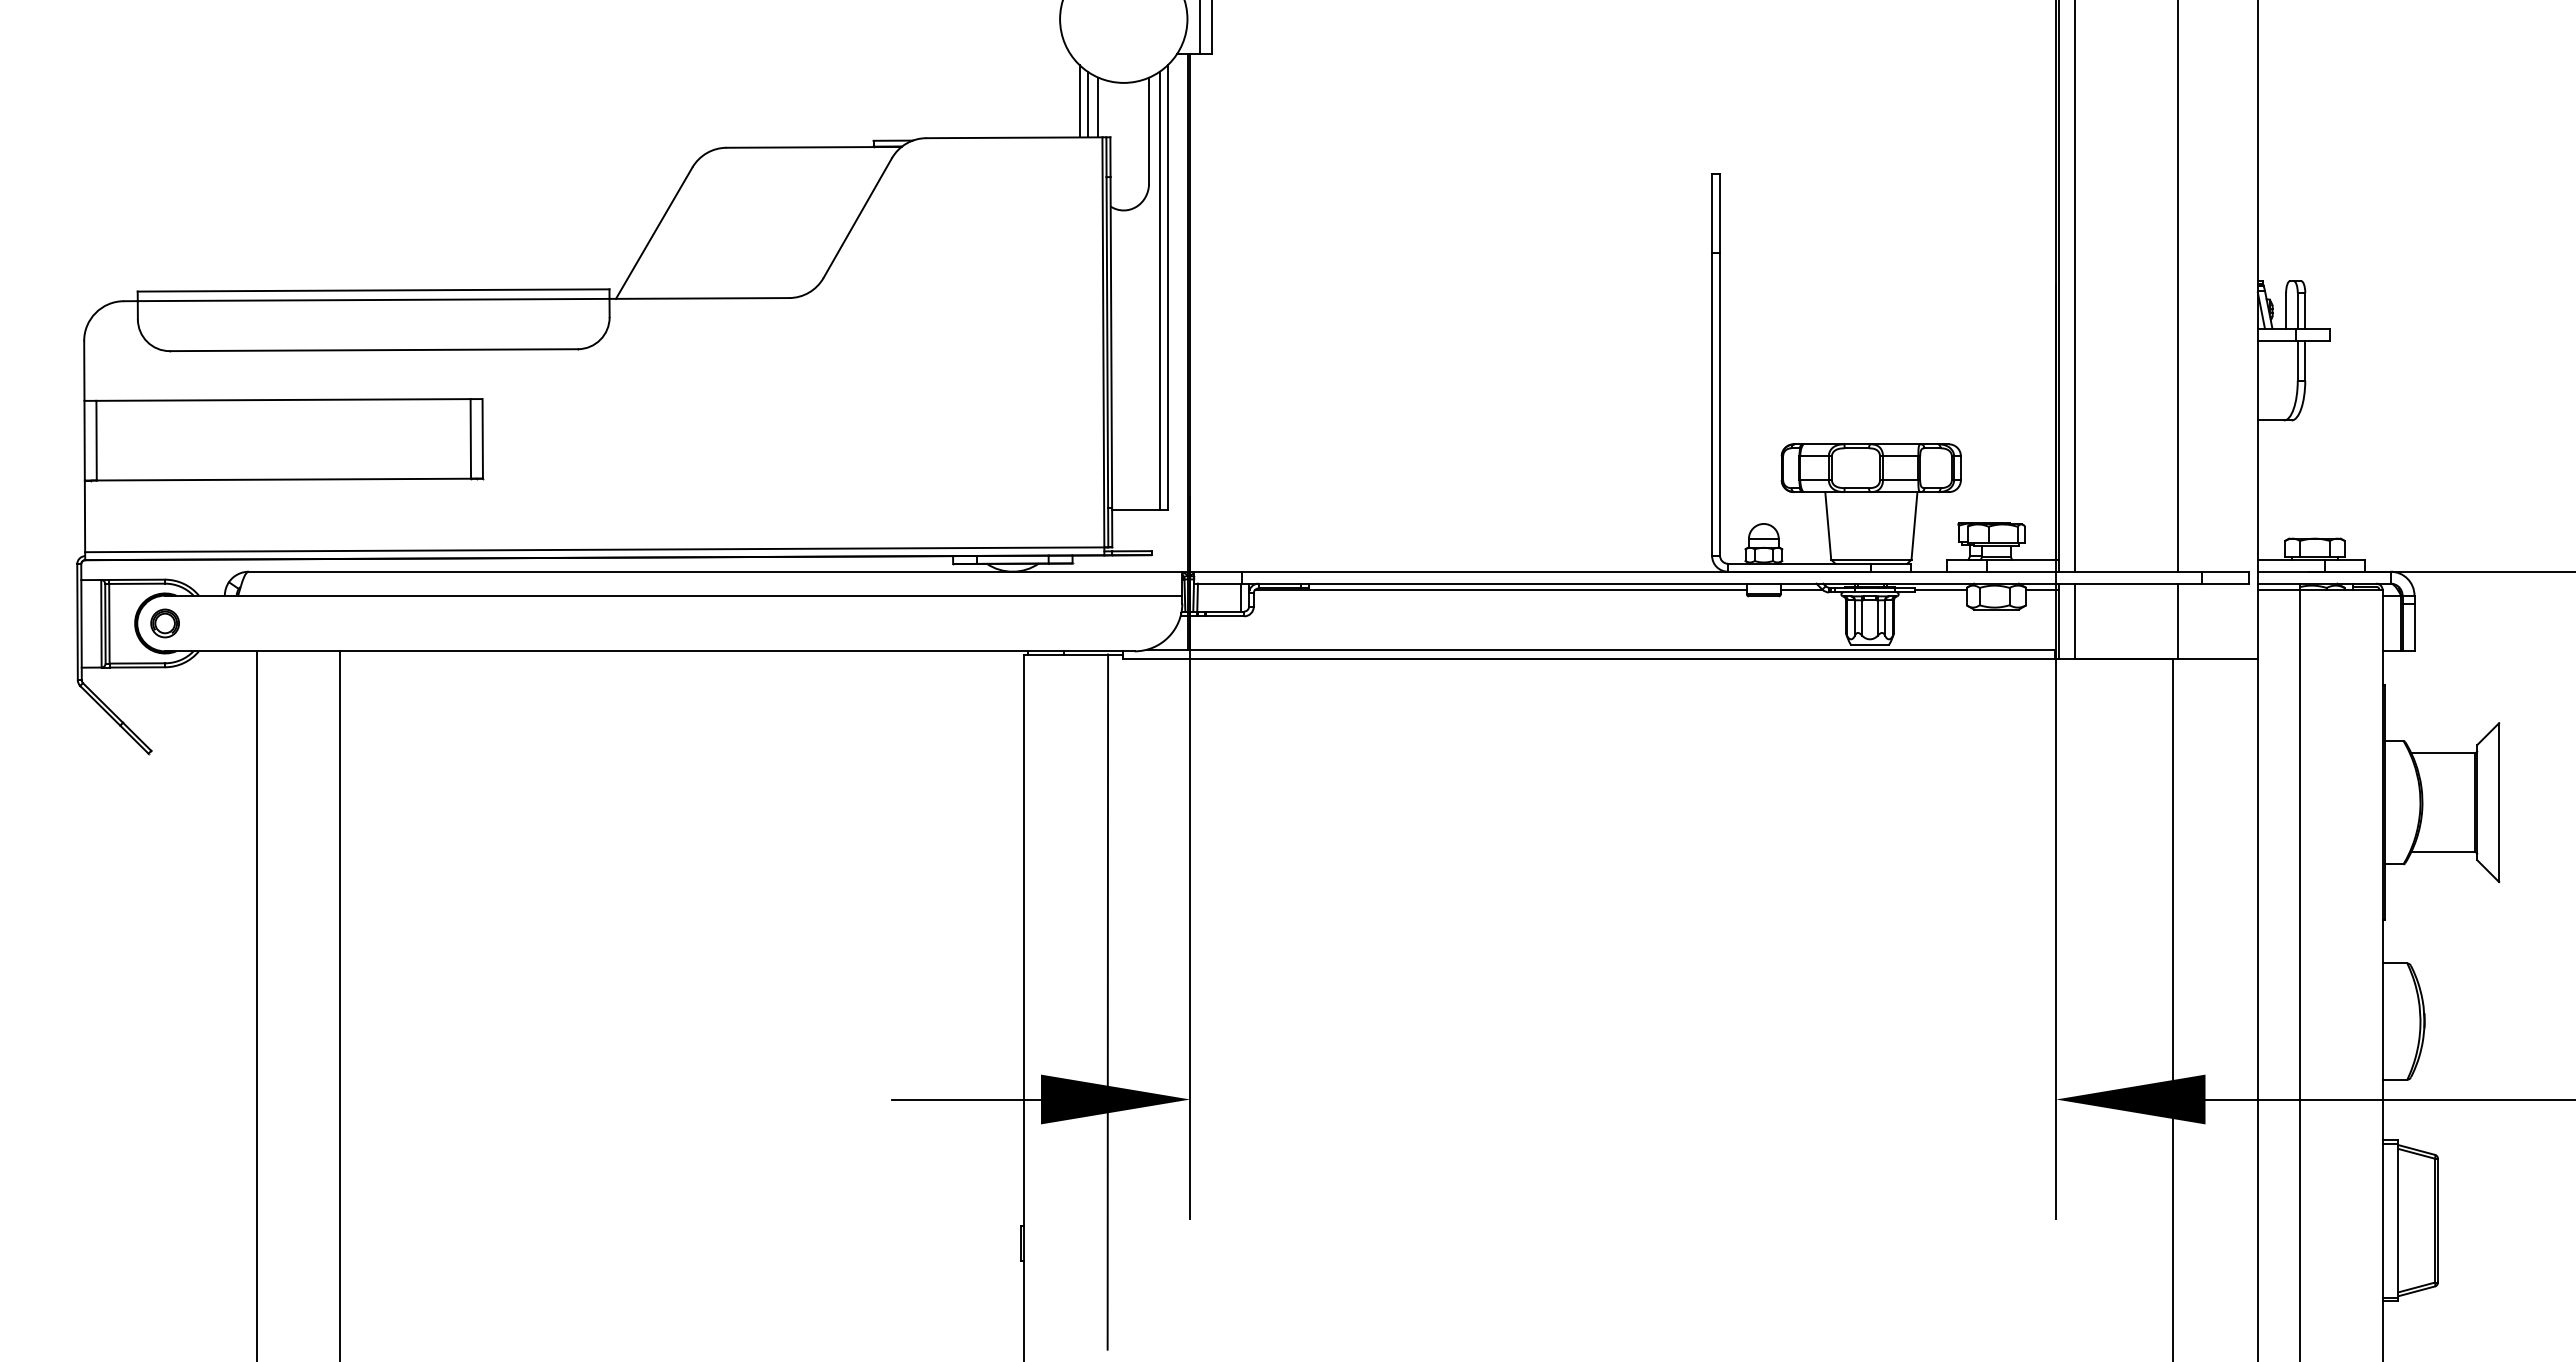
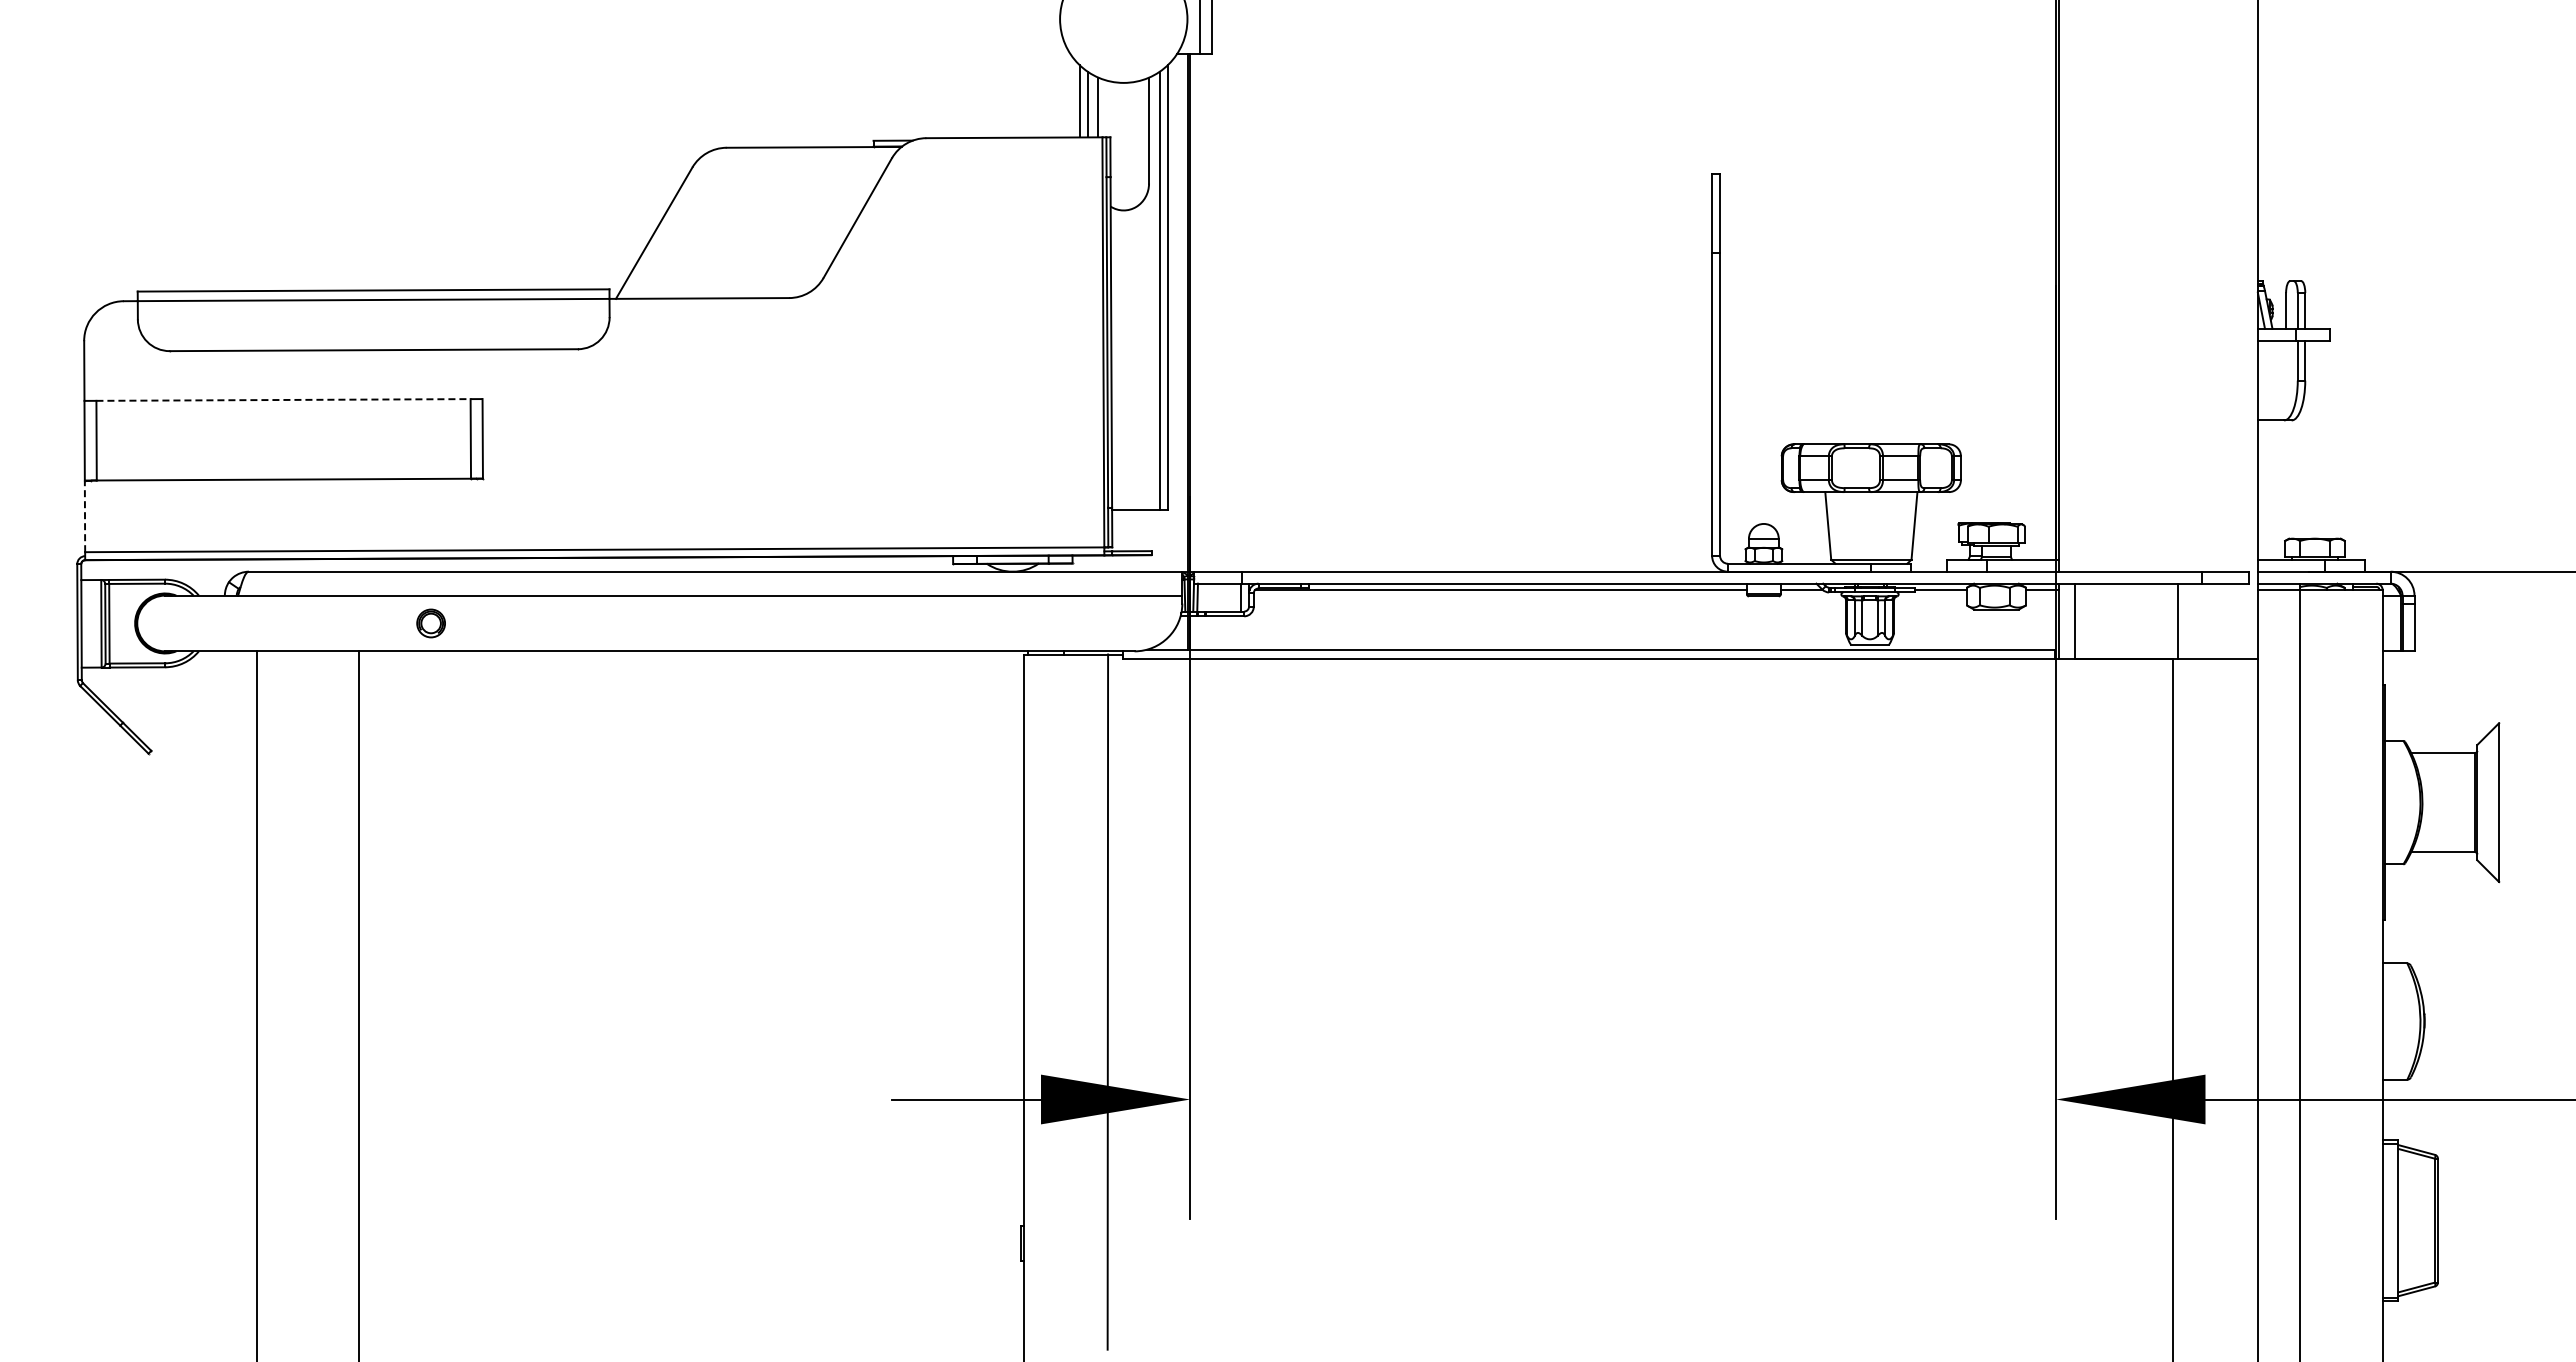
line: present -> none (2074, 286)
line: present -> none (2178, 286)
line: solid -> dashed (284, 399)
line: solid -> dashed (85, 516)
part position: (164, 623) -> (430, 623) (430, 623)
line position: (339, 1004) -> (358, 1004) (358, 1004)
